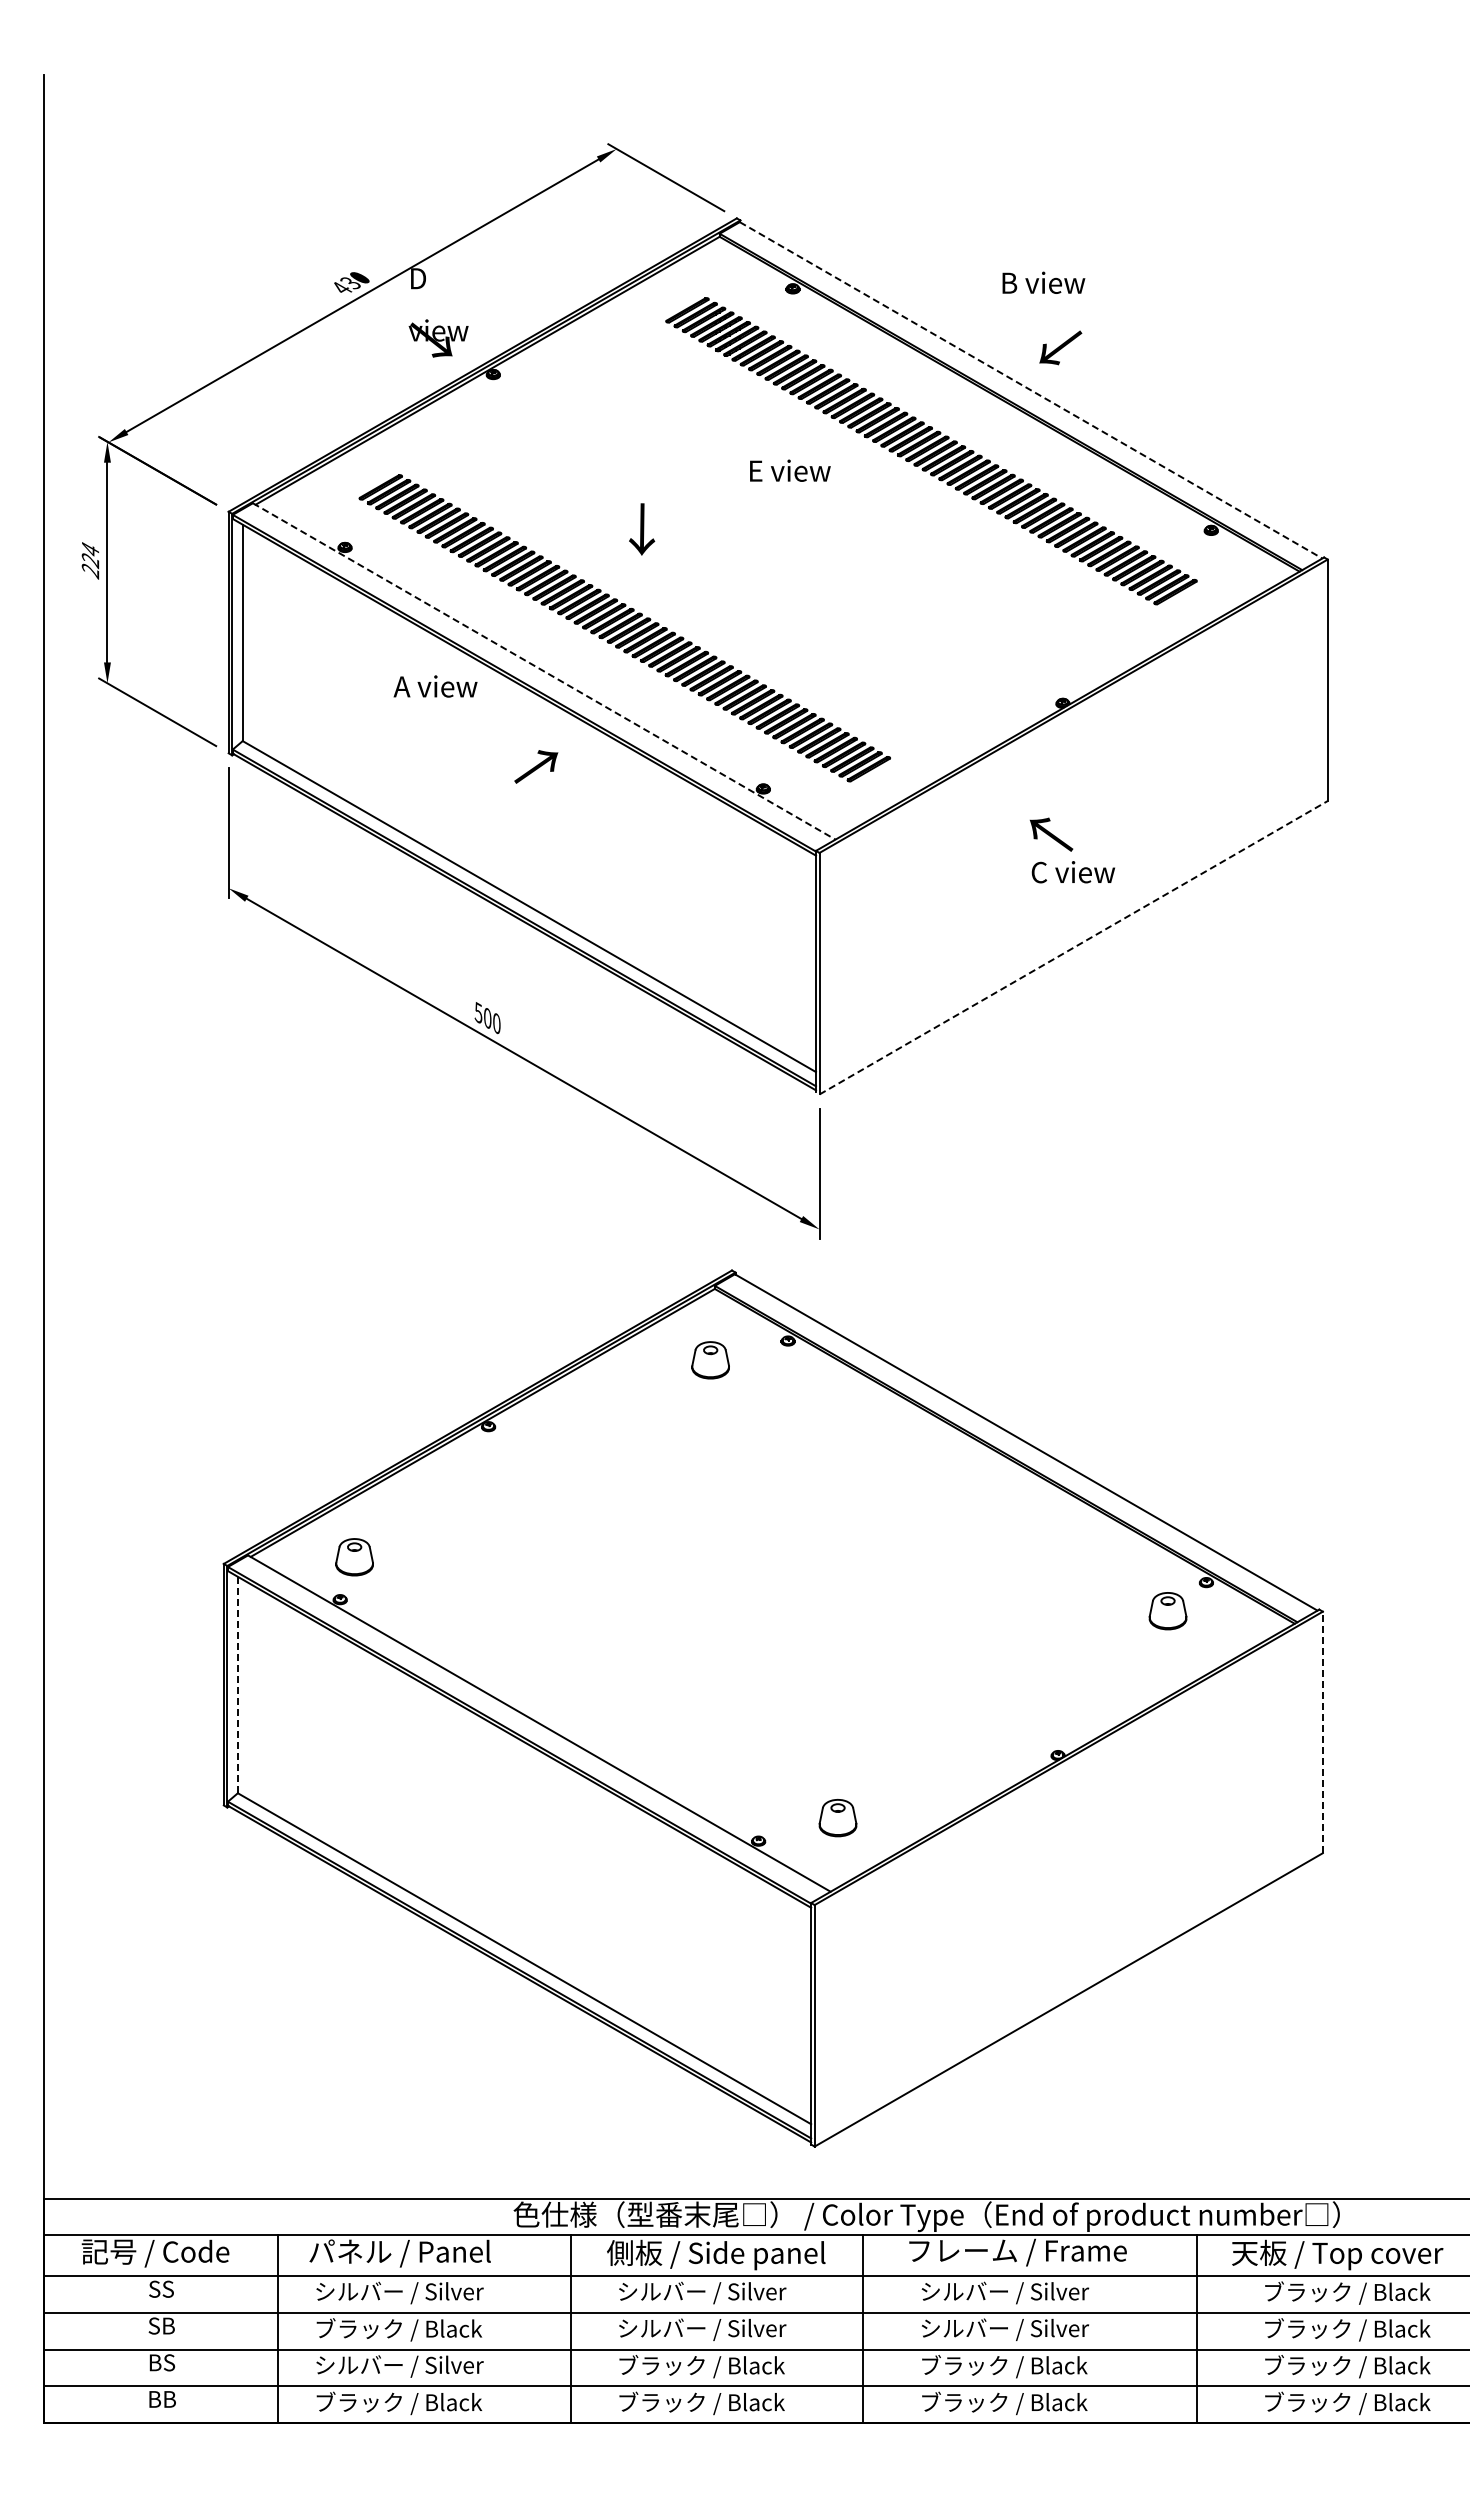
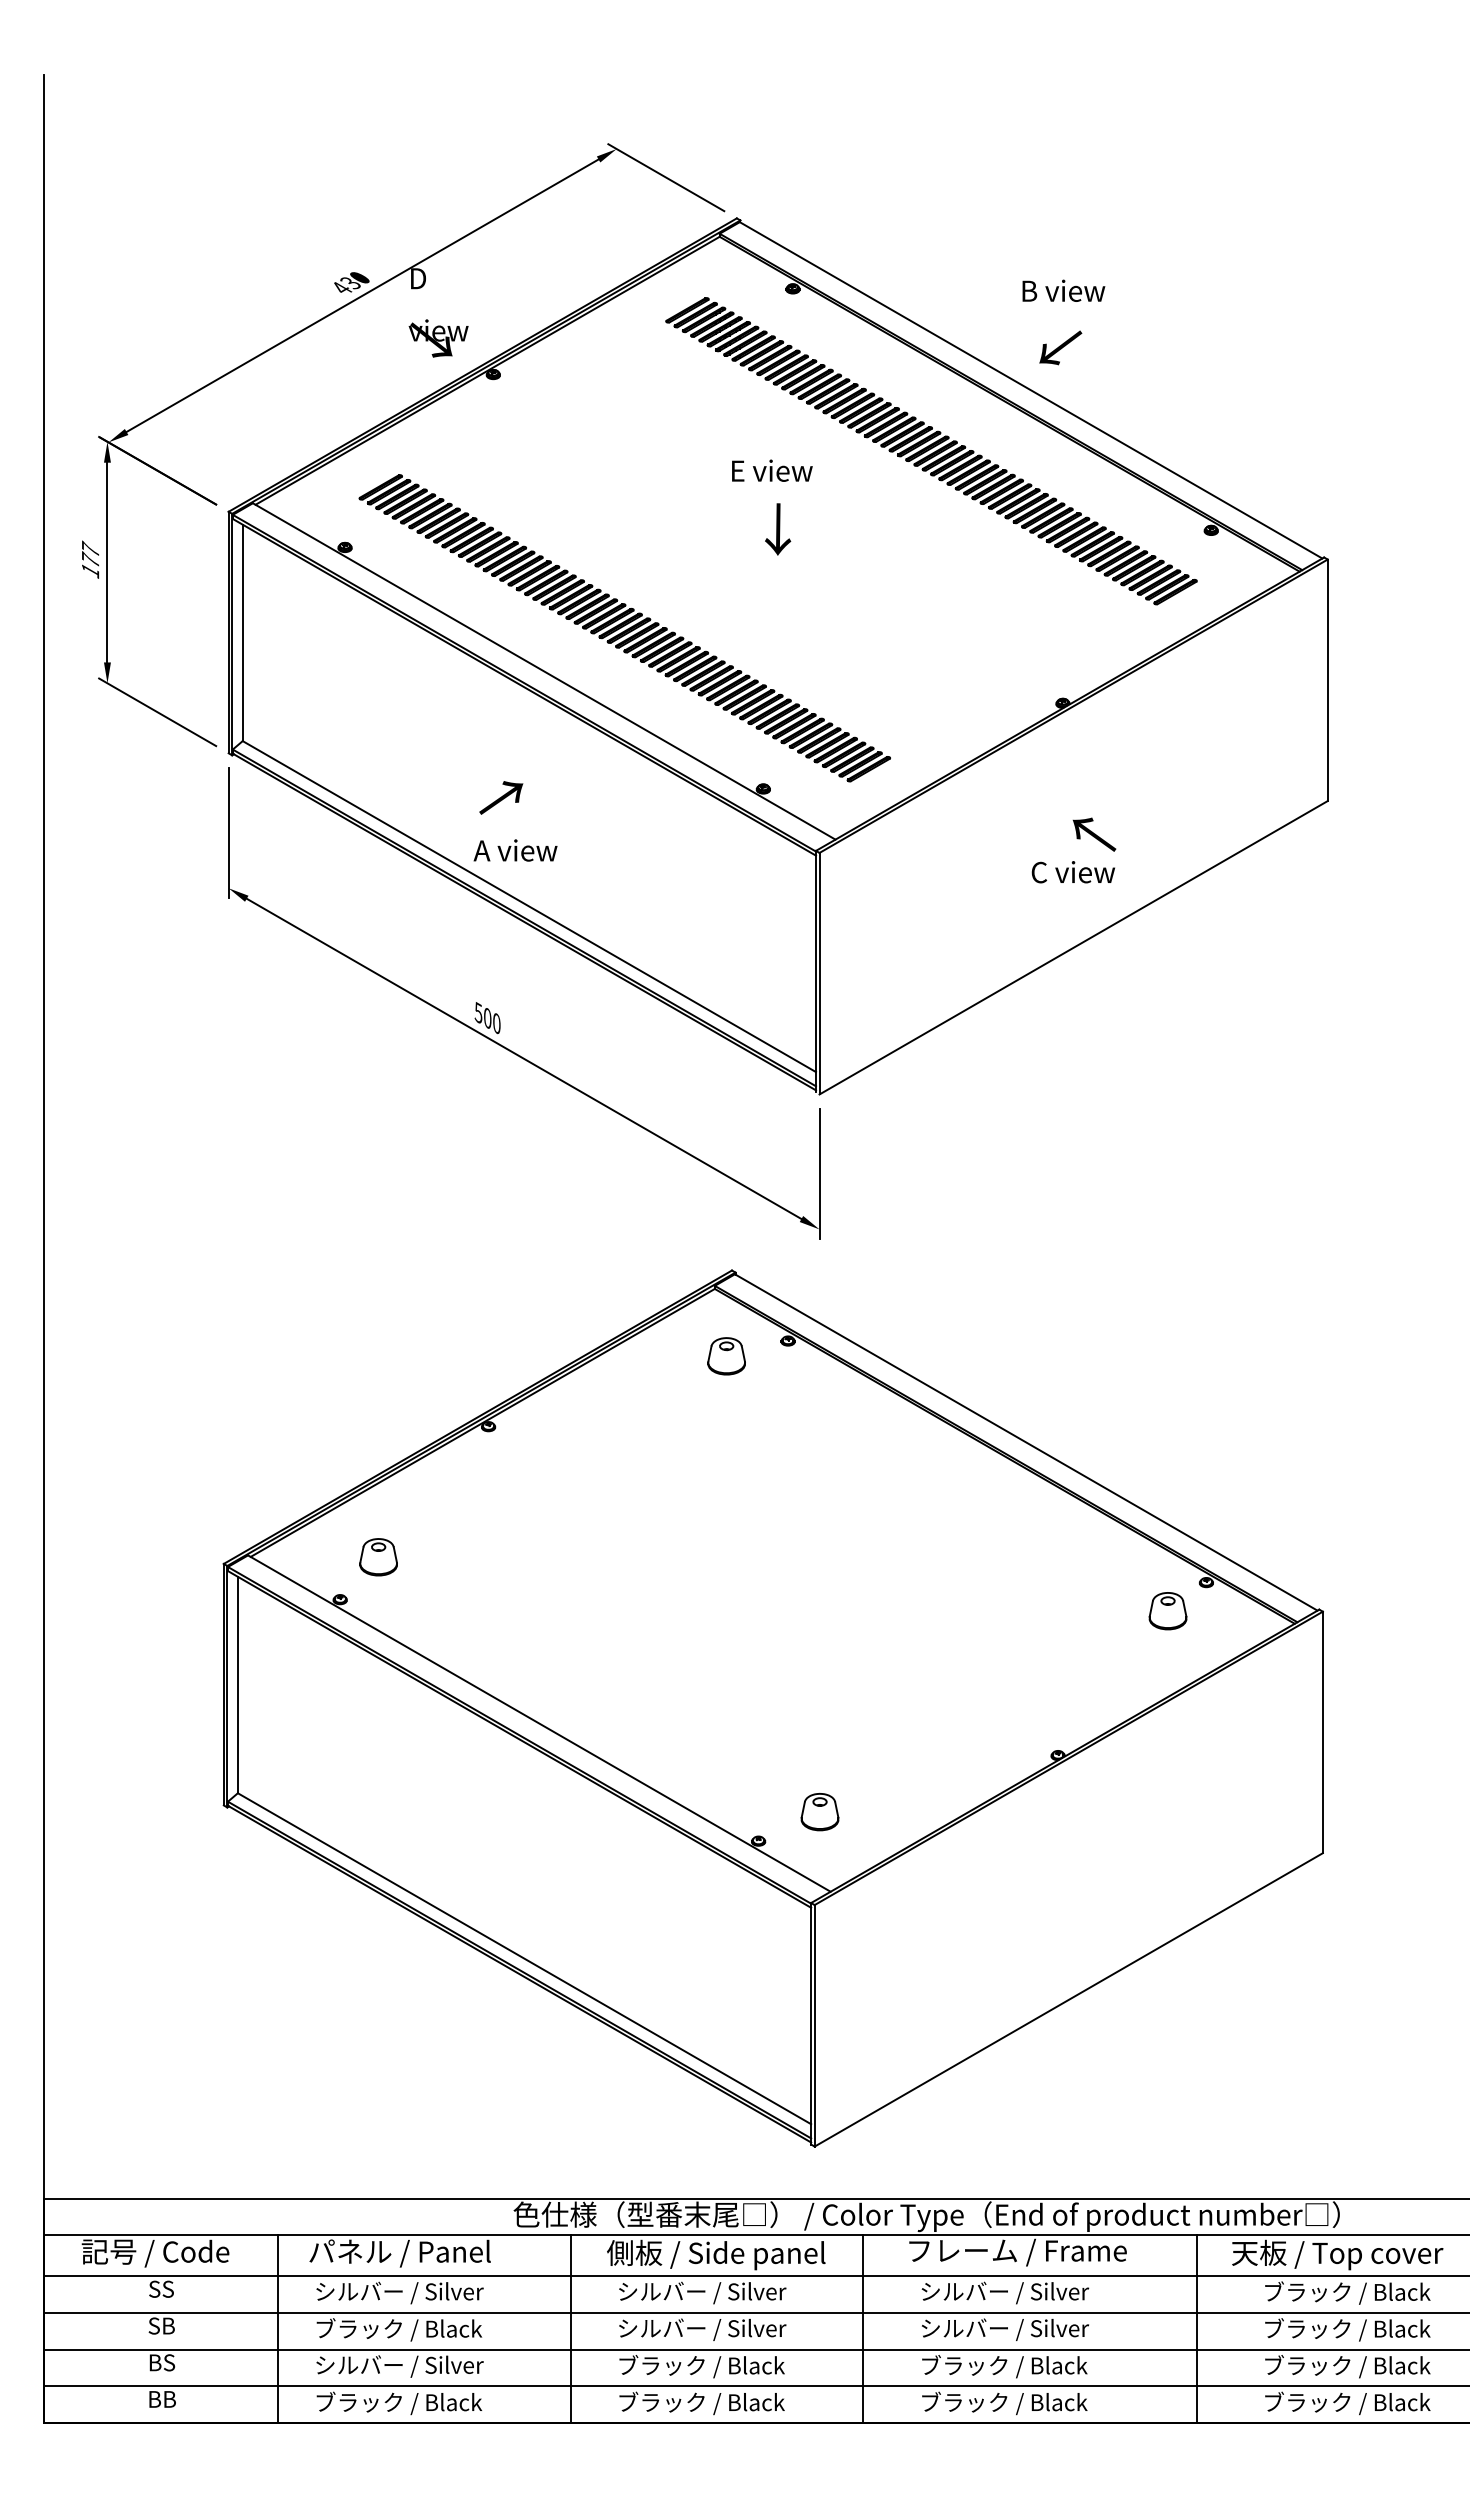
text position: (1043, 282) -> (1063, 290) (1063, 290)
line: dashed -> solid (1031, 390)
text position: (790, 470) -> (772, 470) (772, 470)
text position: (642, 529) -> (778, 529) (778, 529)
text: 224 -> 177 (90, 559)
line: dashed -> solid (544, 671)
text position: (435, 686) -> (515, 850) (515, 850)
text position: (536, 766) -> (501, 797) (501, 797)
text position: (1051, 834) -> (1094, 834) (1094, 834)
line: dashed -> solid (1074, 947)
part position: (710, 1360) -> (726, 1356) (726, 1356)
part position: (354, 1557) -> (378, 1557) (378, 1557)
line: dashed -> solid (237, 1684)
line: dashed -> solid (1322, 1732)
part position: (837, 1818) -> (819, 1812) (819, 1812)
